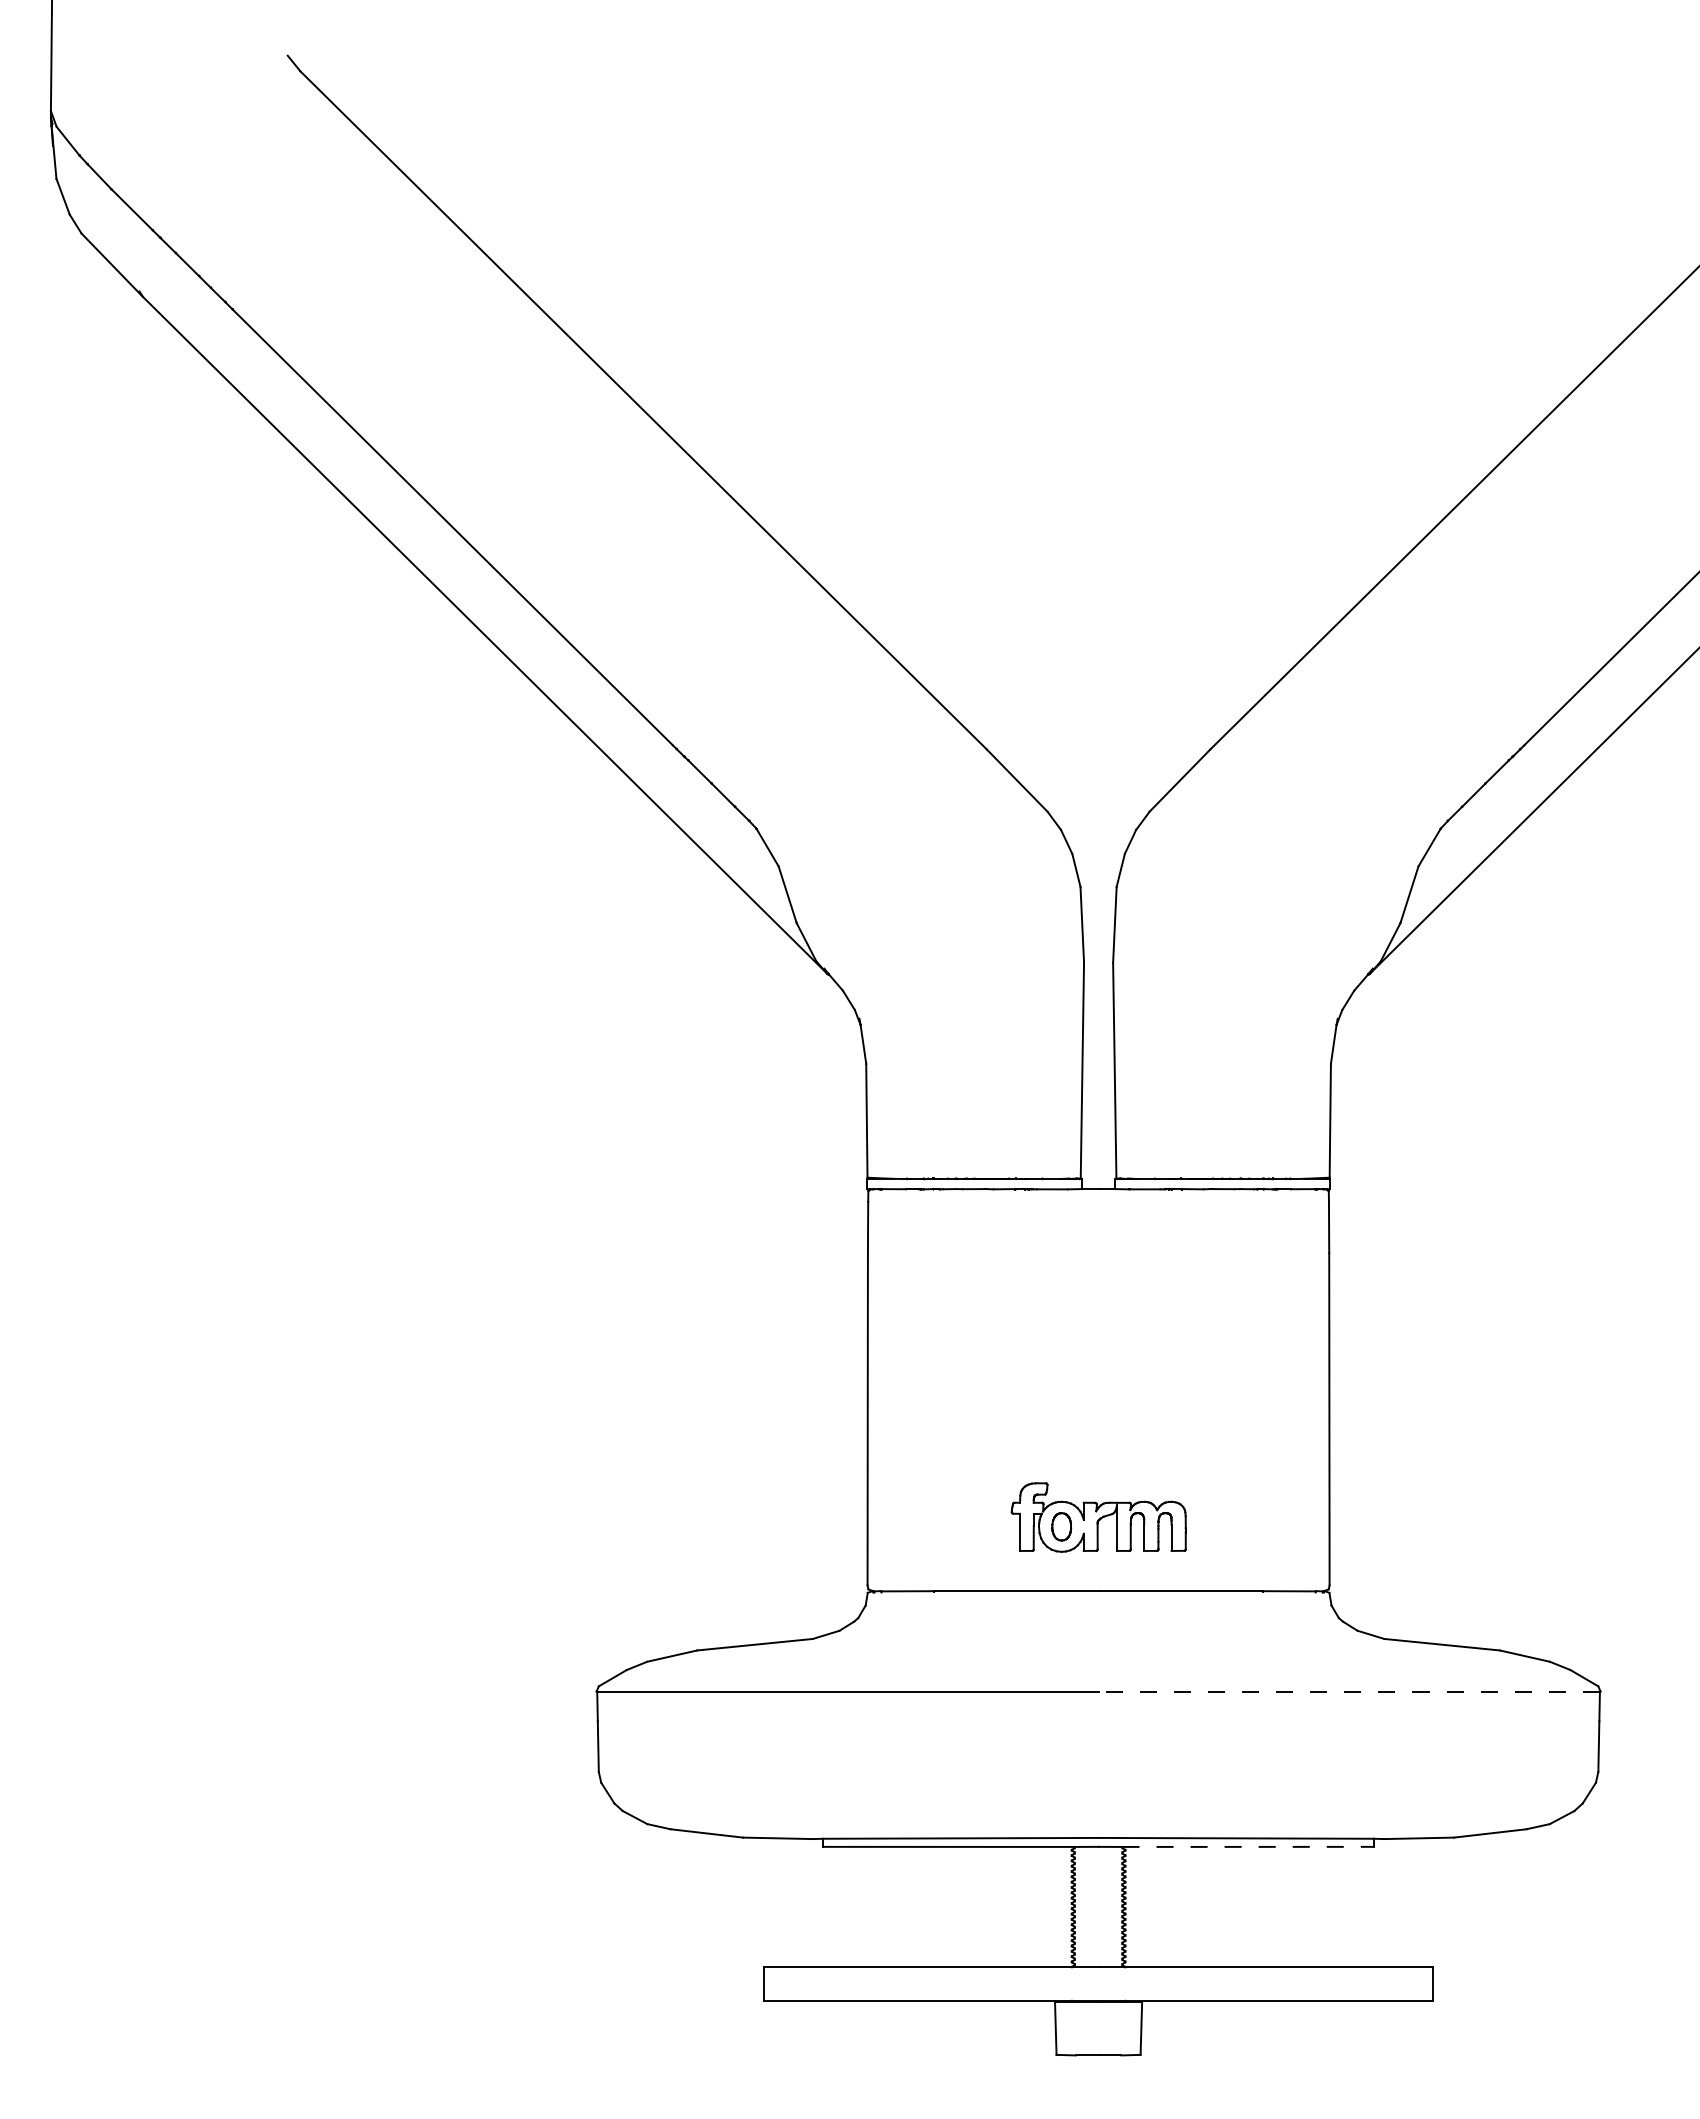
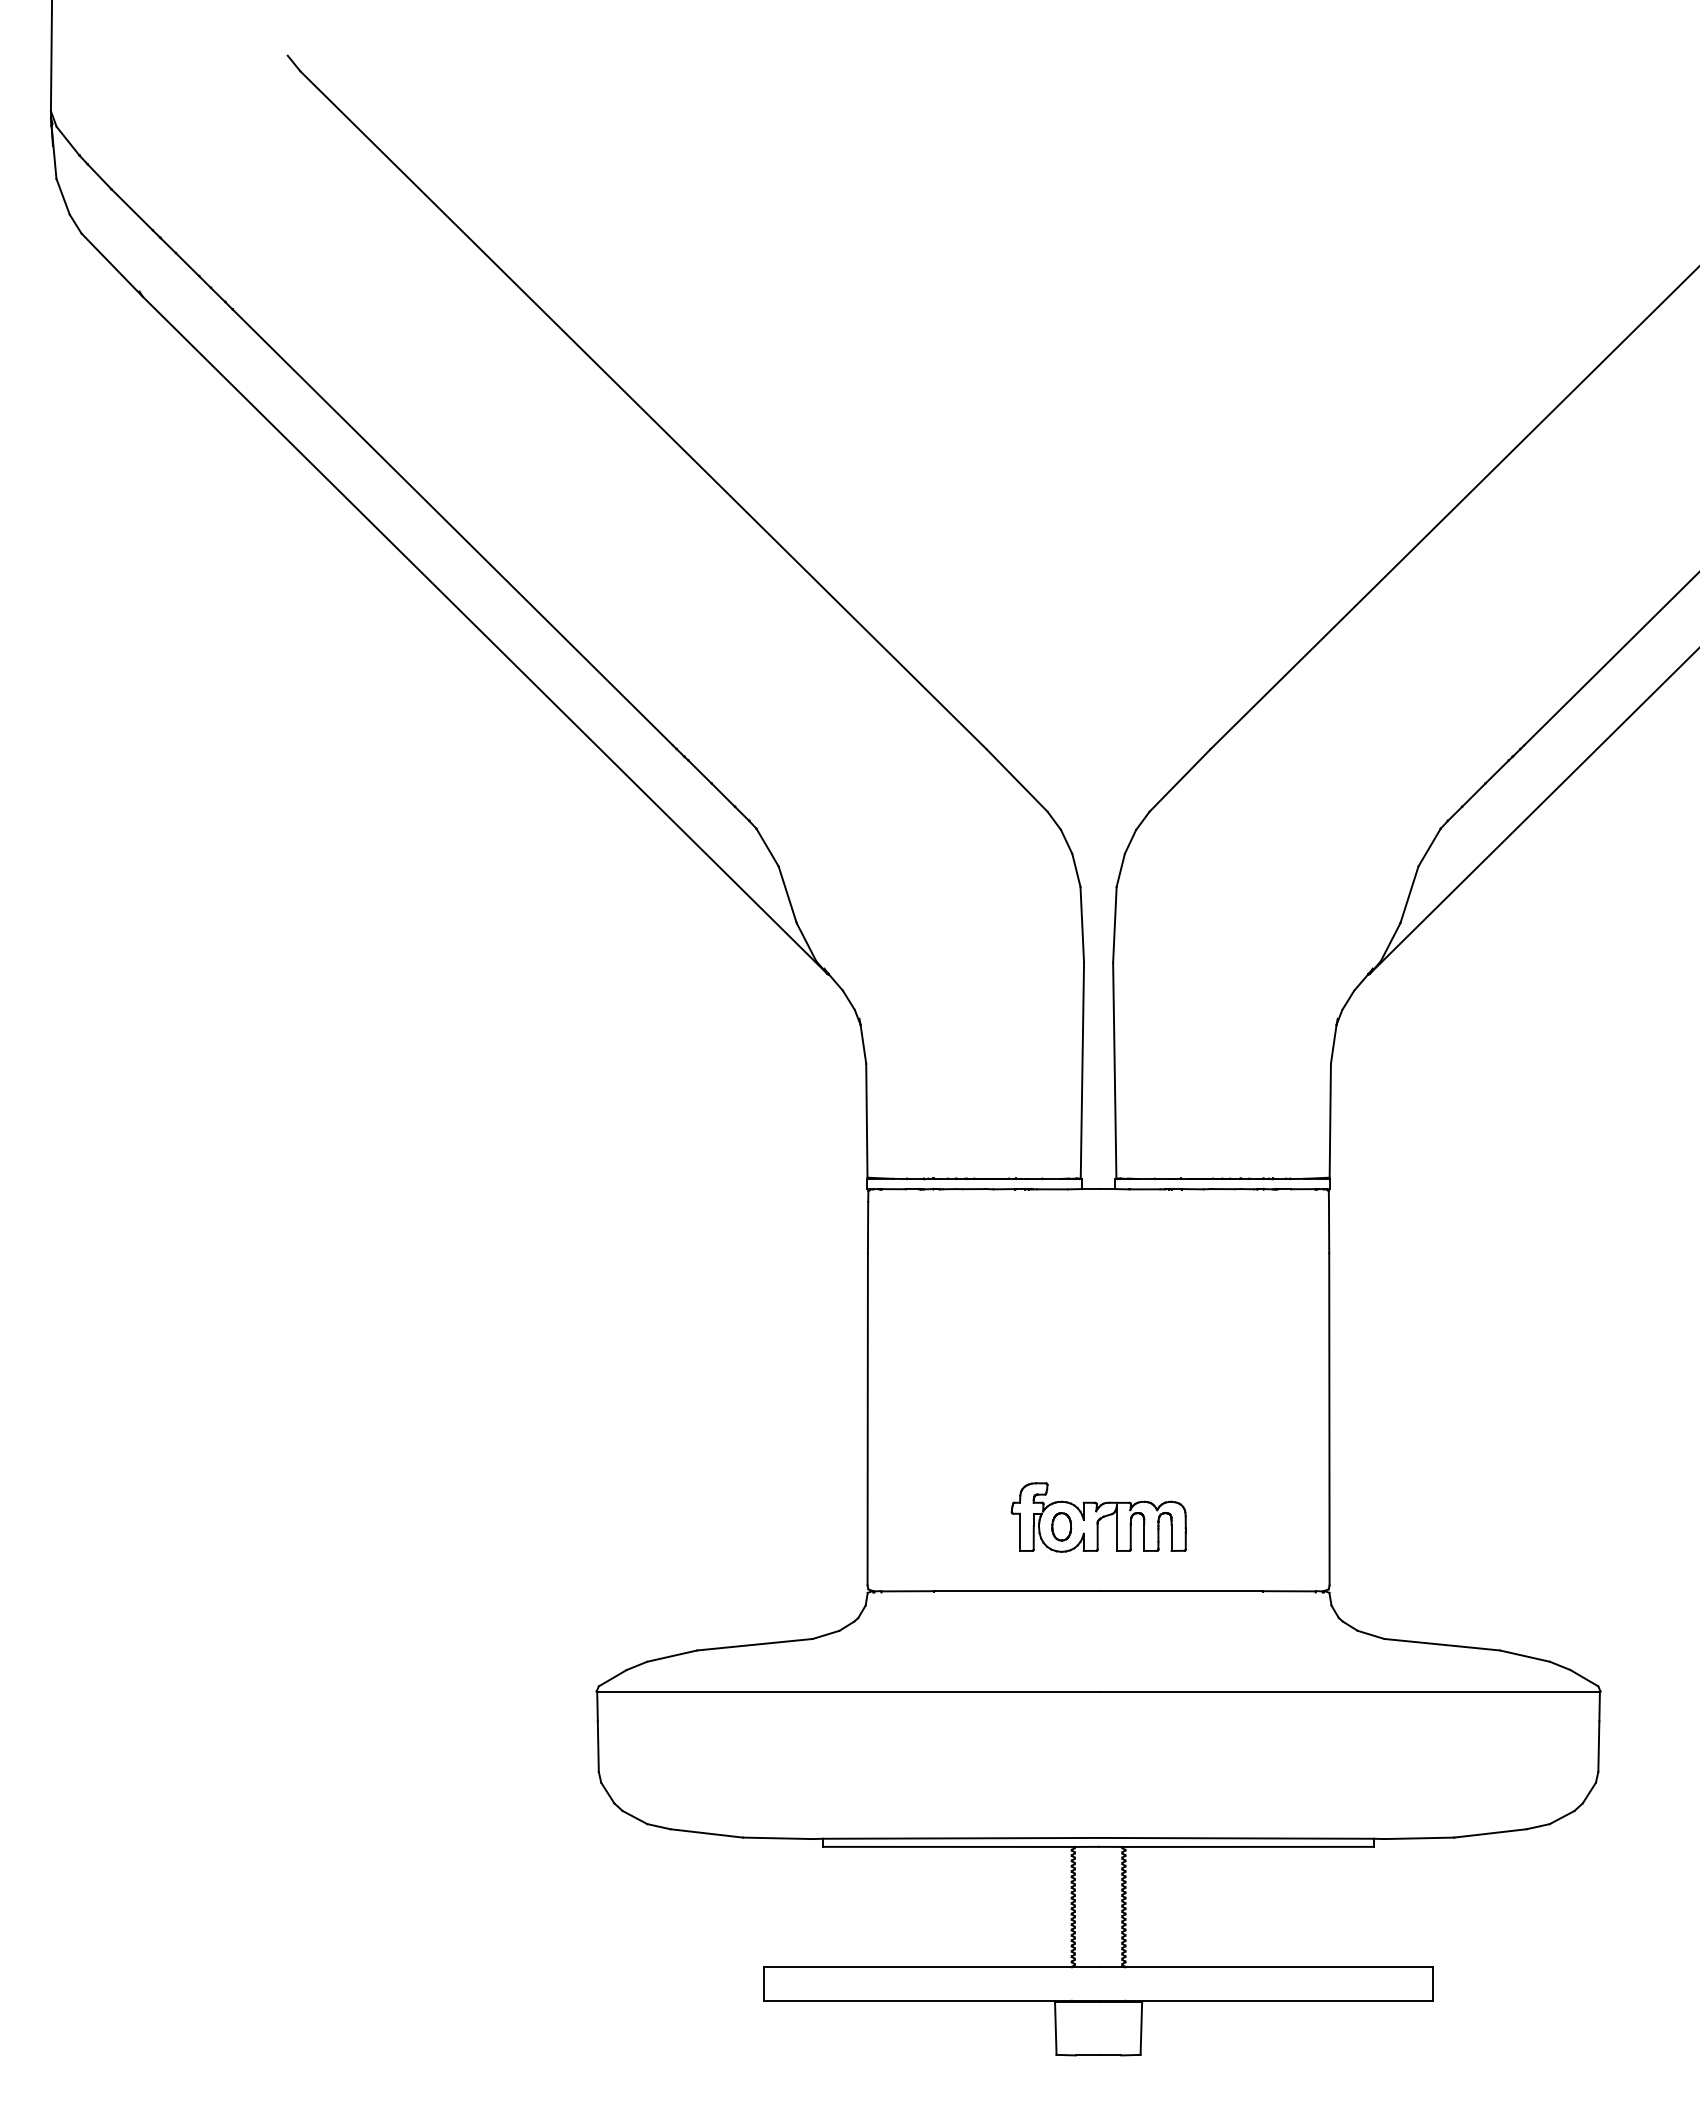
line: dashed -> solid (1349, 1691)
line: dashed -> solid (1248, 1846)
